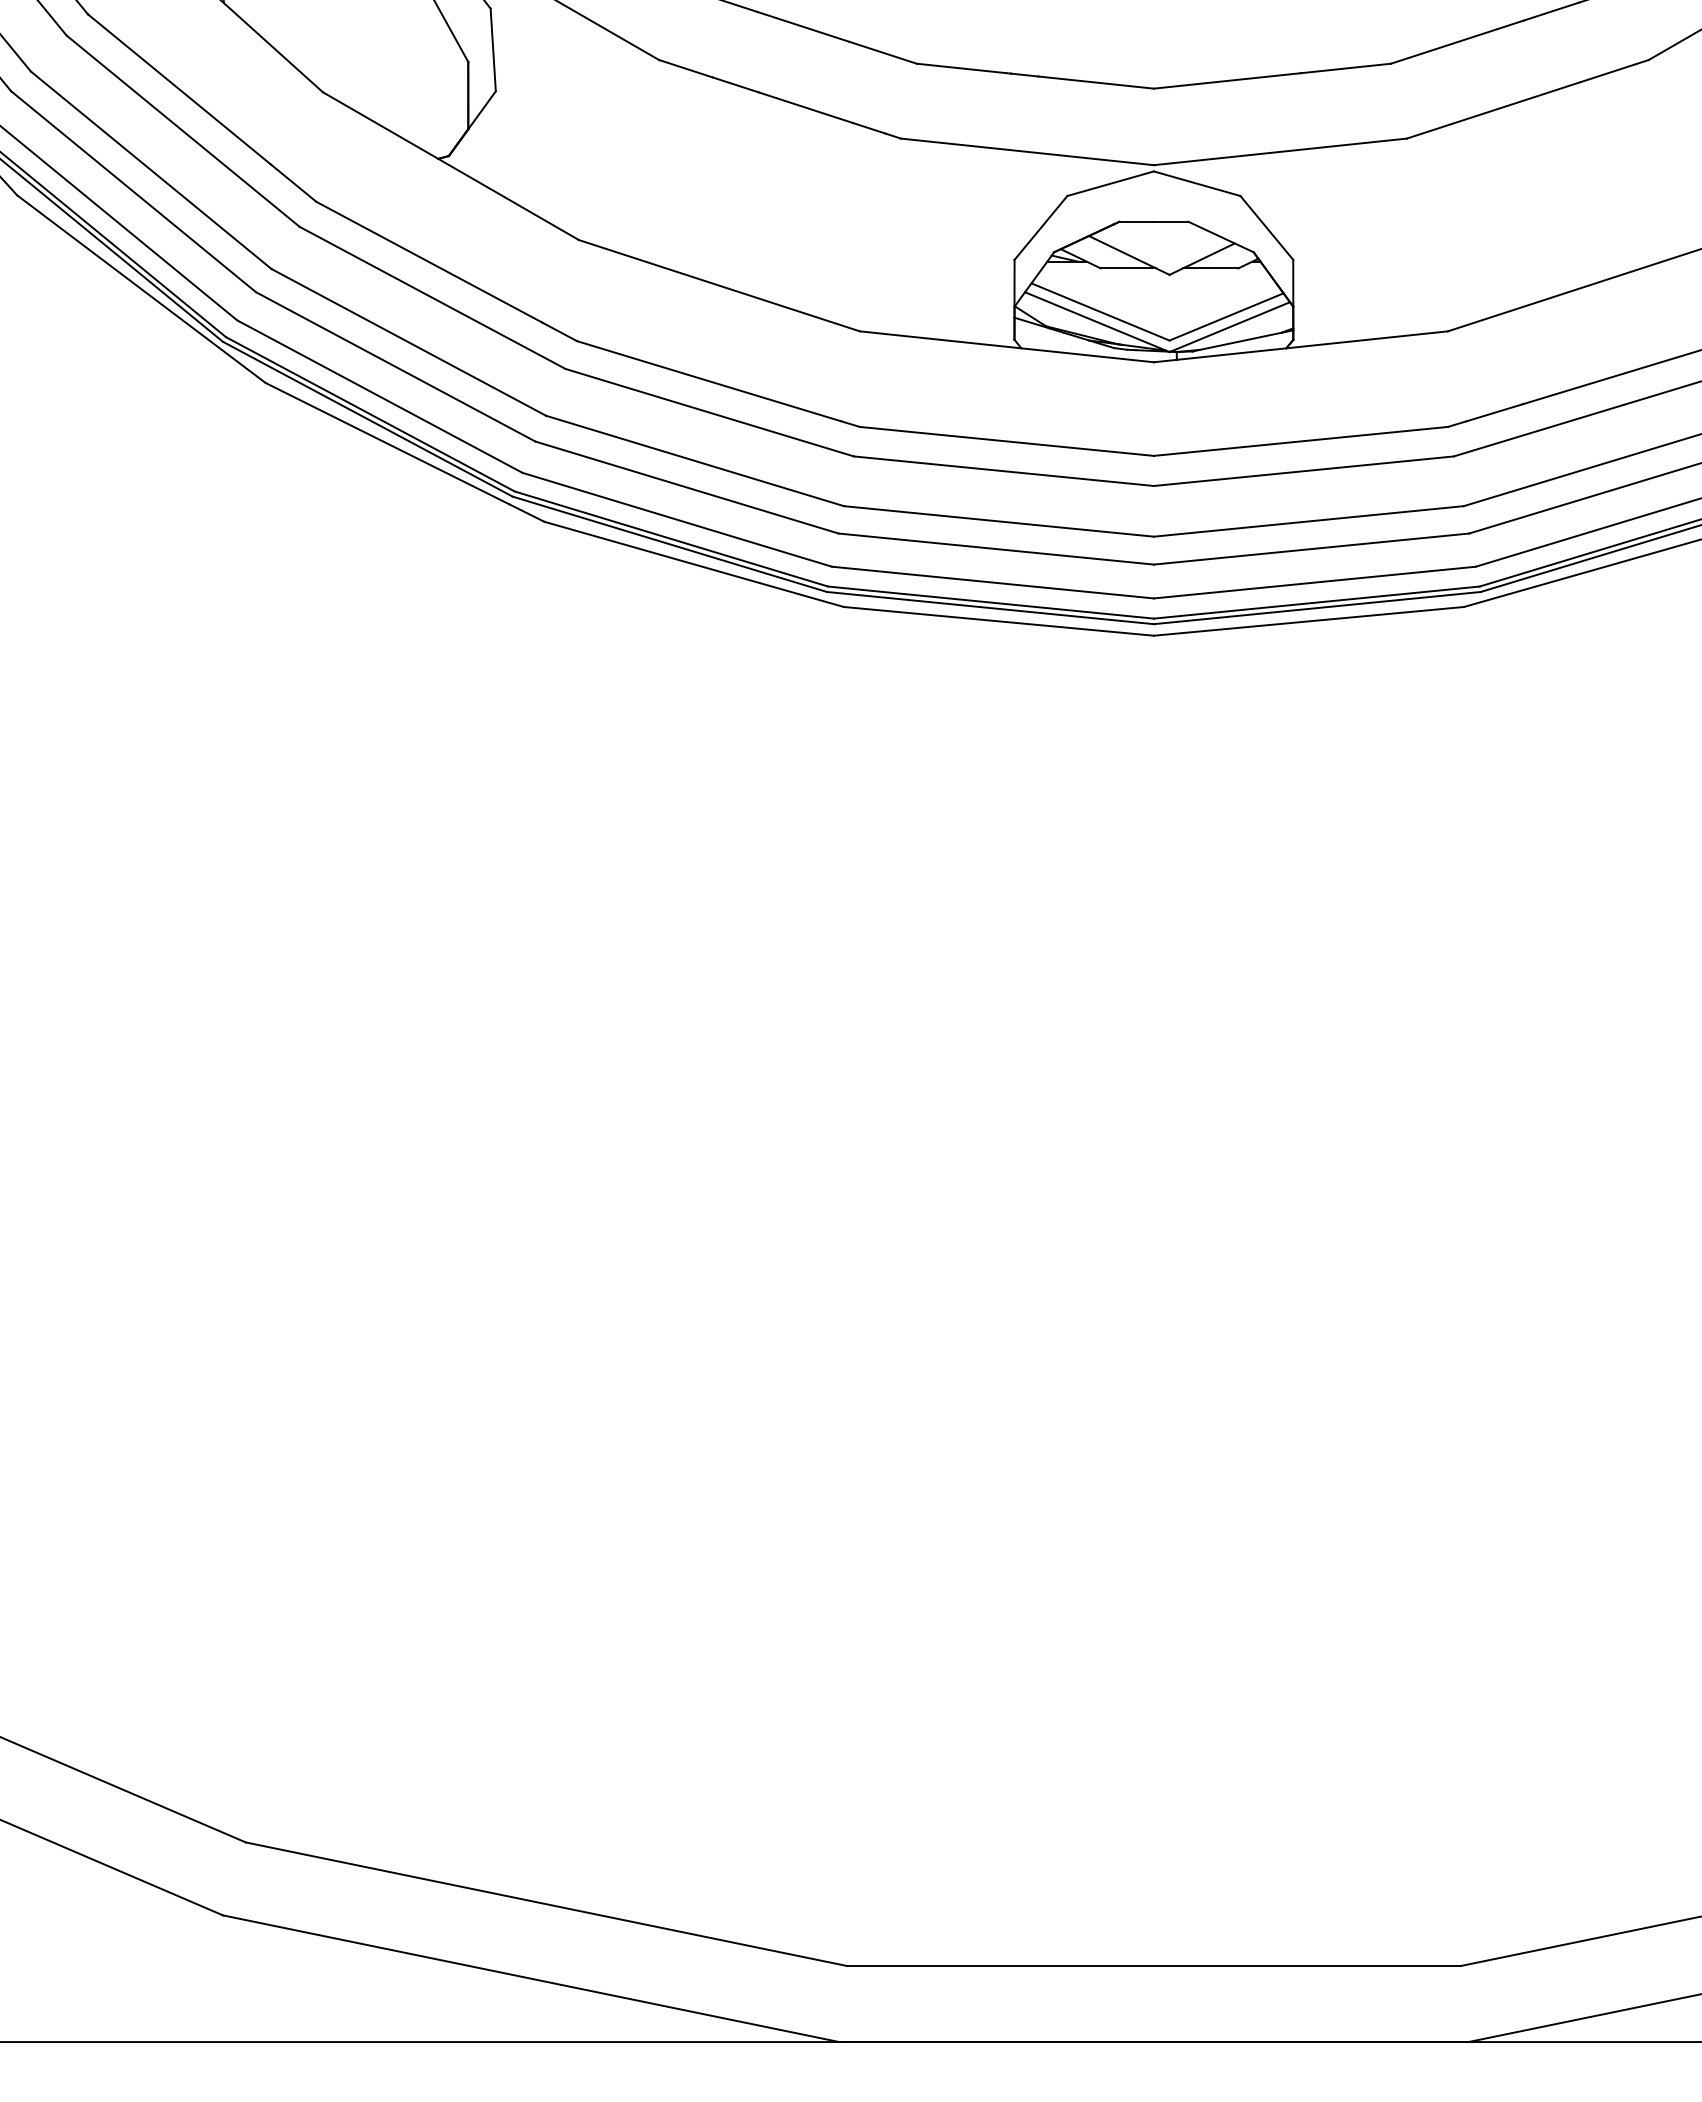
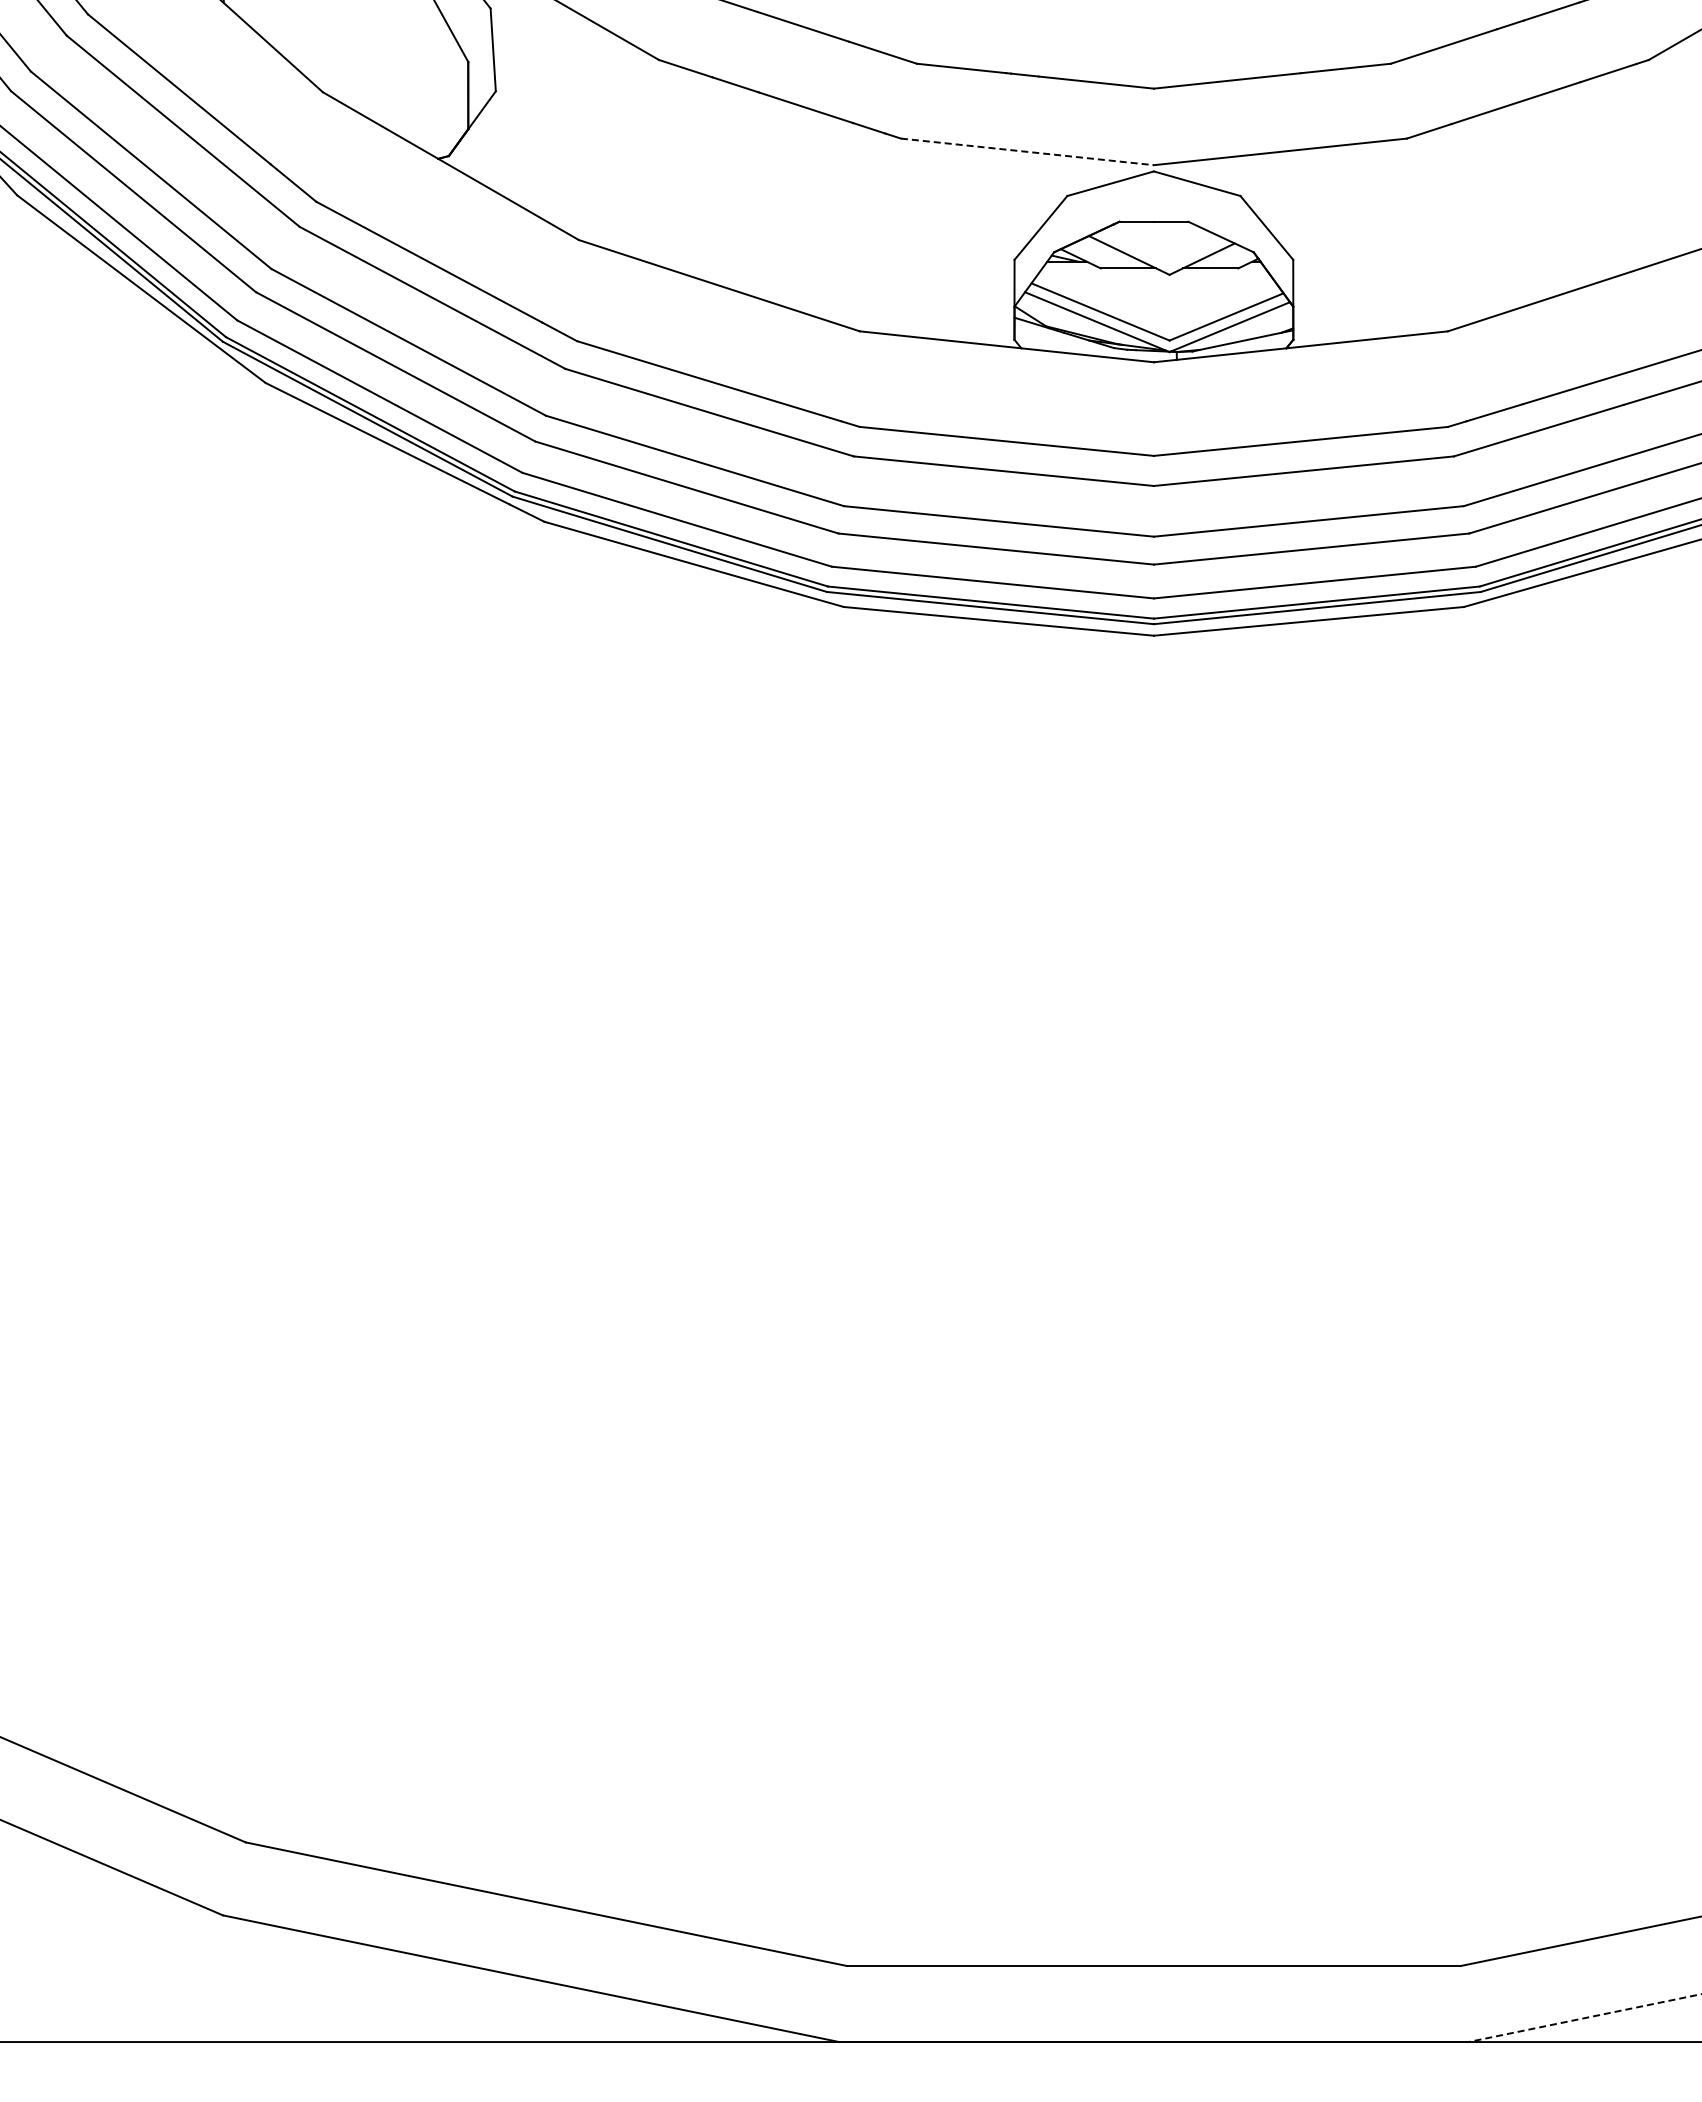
line: solid -> dashed (1027, 151)
line: solid -> dashed (1584, 2018)
